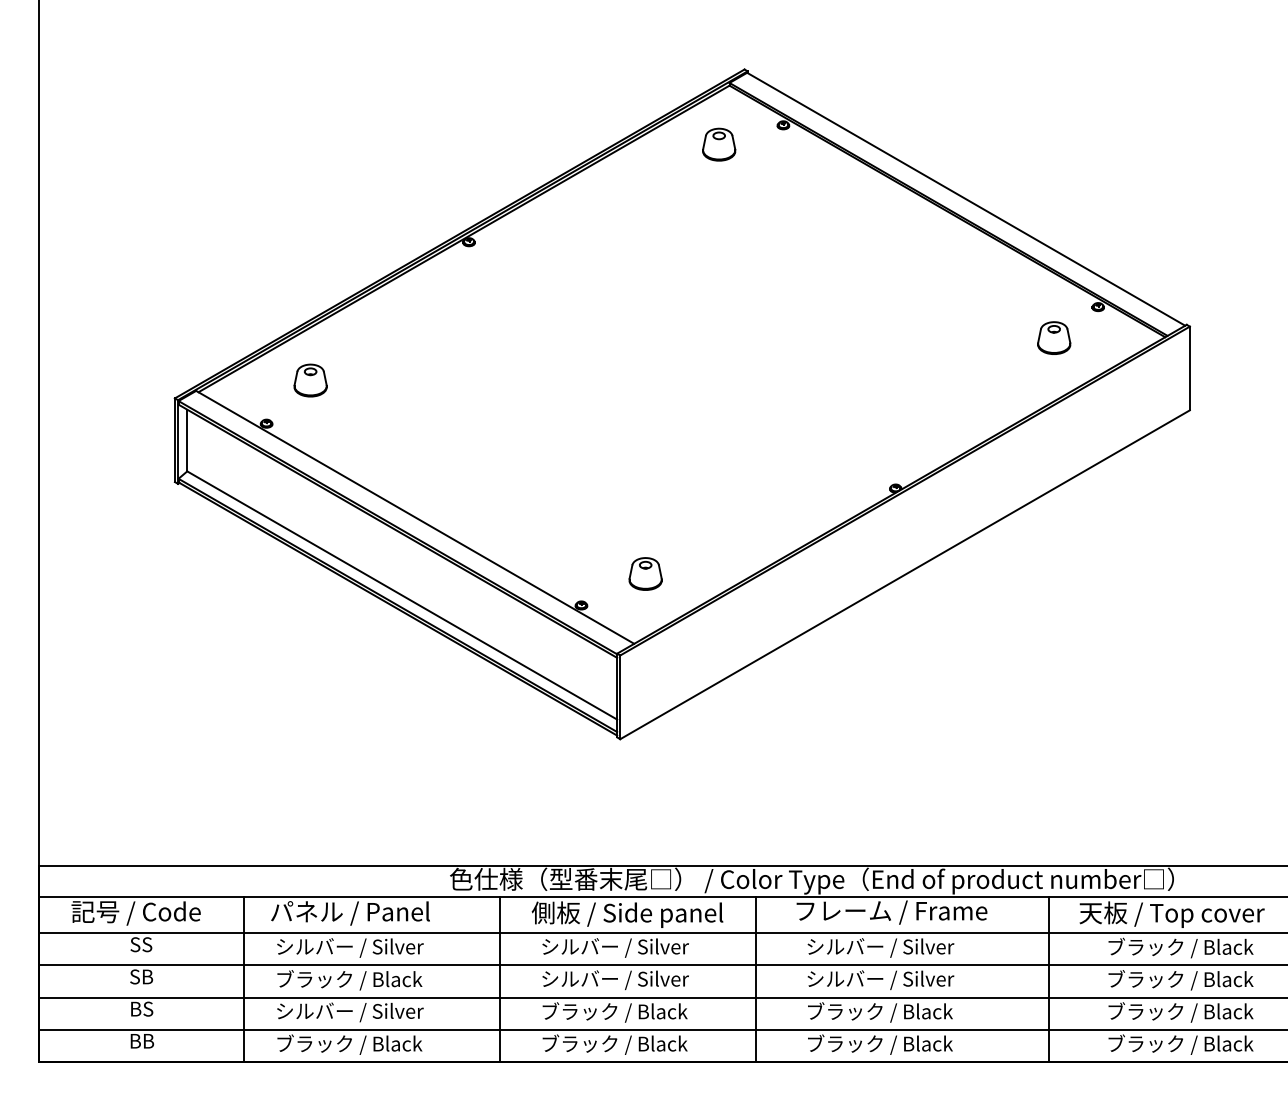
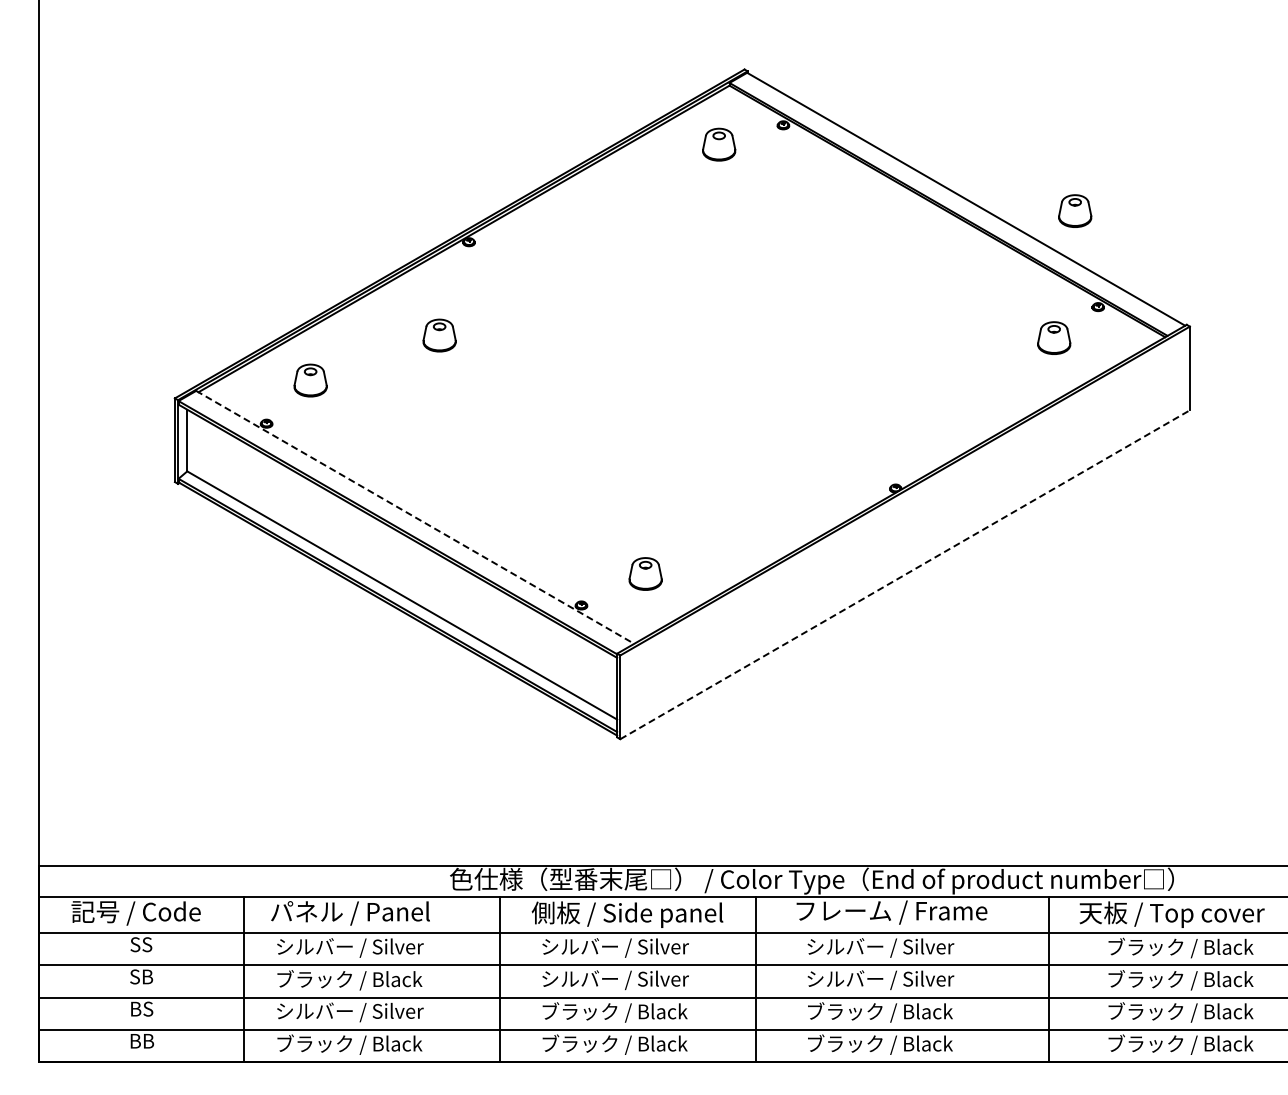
part: none -> present (1075, 210)
part: none -> present (439, 335)
line: solid -> dashed (415, 517)
line: solid -> dashed (905, 574)
